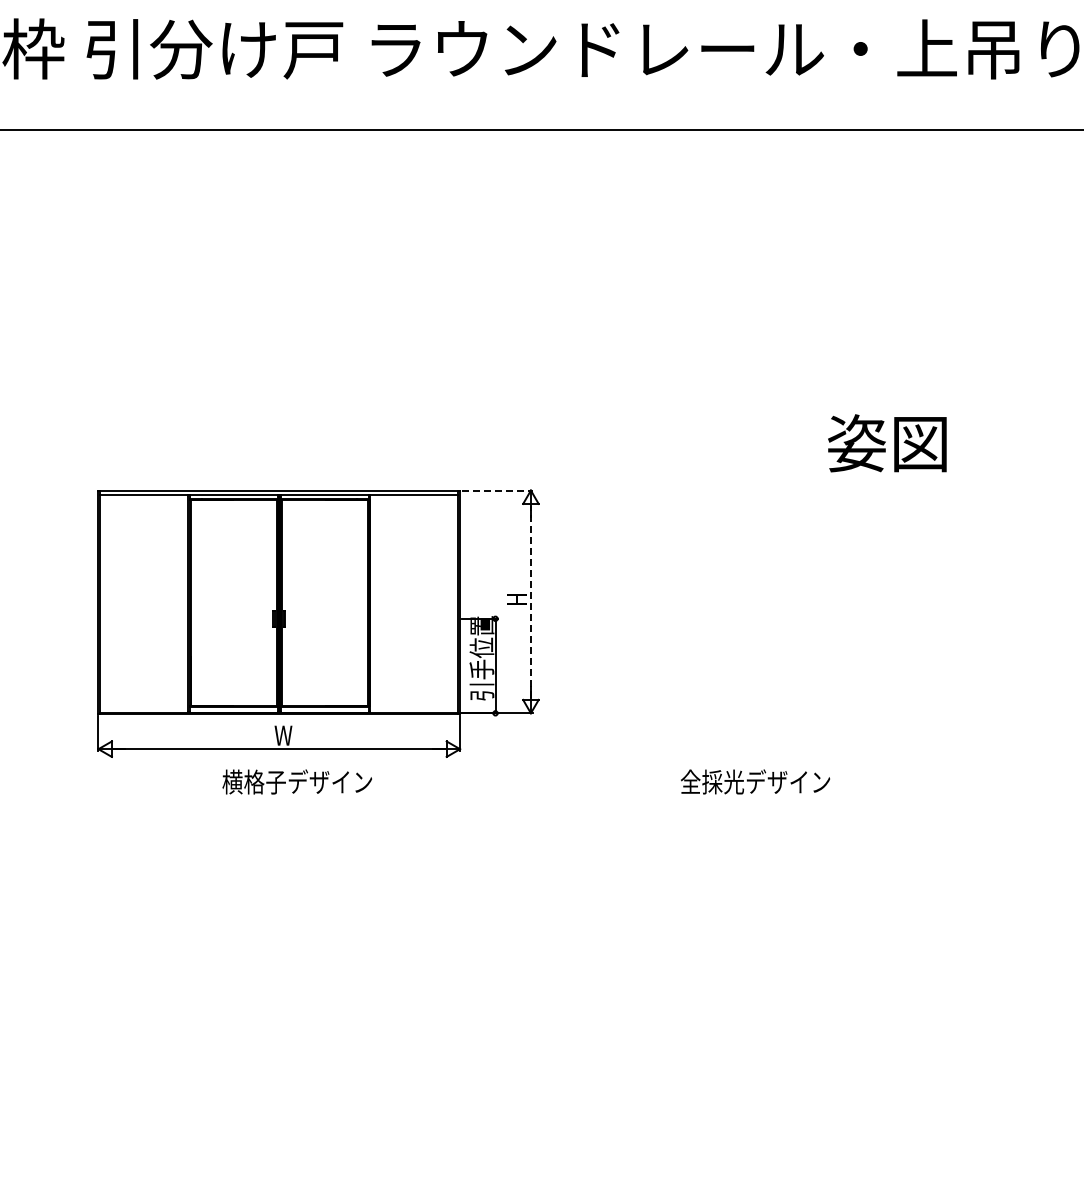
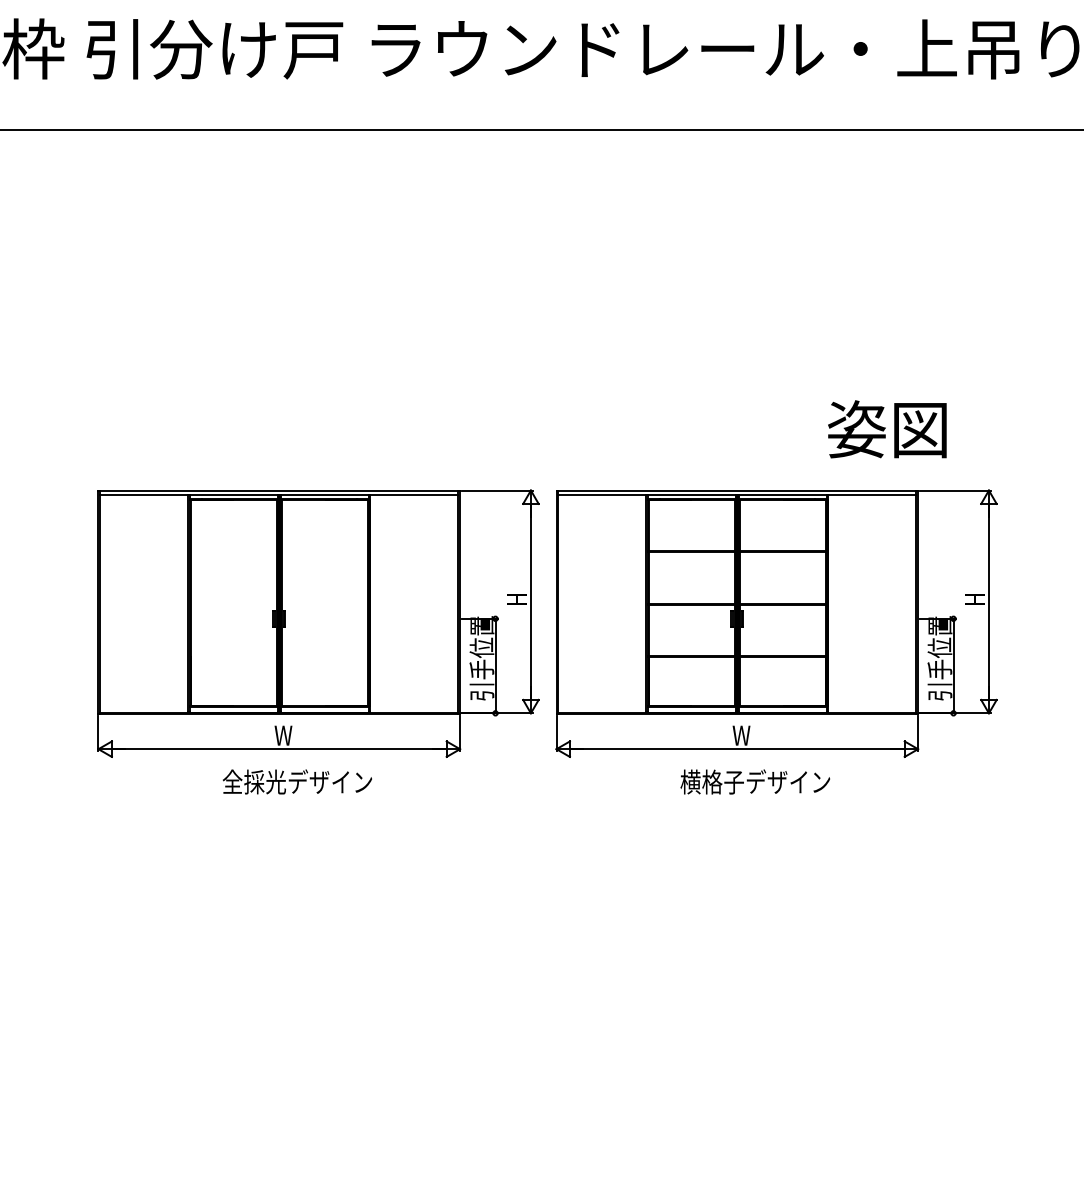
text position: (887, 443) -> (887, 429) (887, 429)
line: dashed -> solid (498, 490)
line: dashed -> solid (530, 601)
part: none -> present (776, 623)
text: 横格子デザイン -> 全採光デザイン (253, 781)
text: 全採光デザイン -> 横格子デザイン (712, 781)
